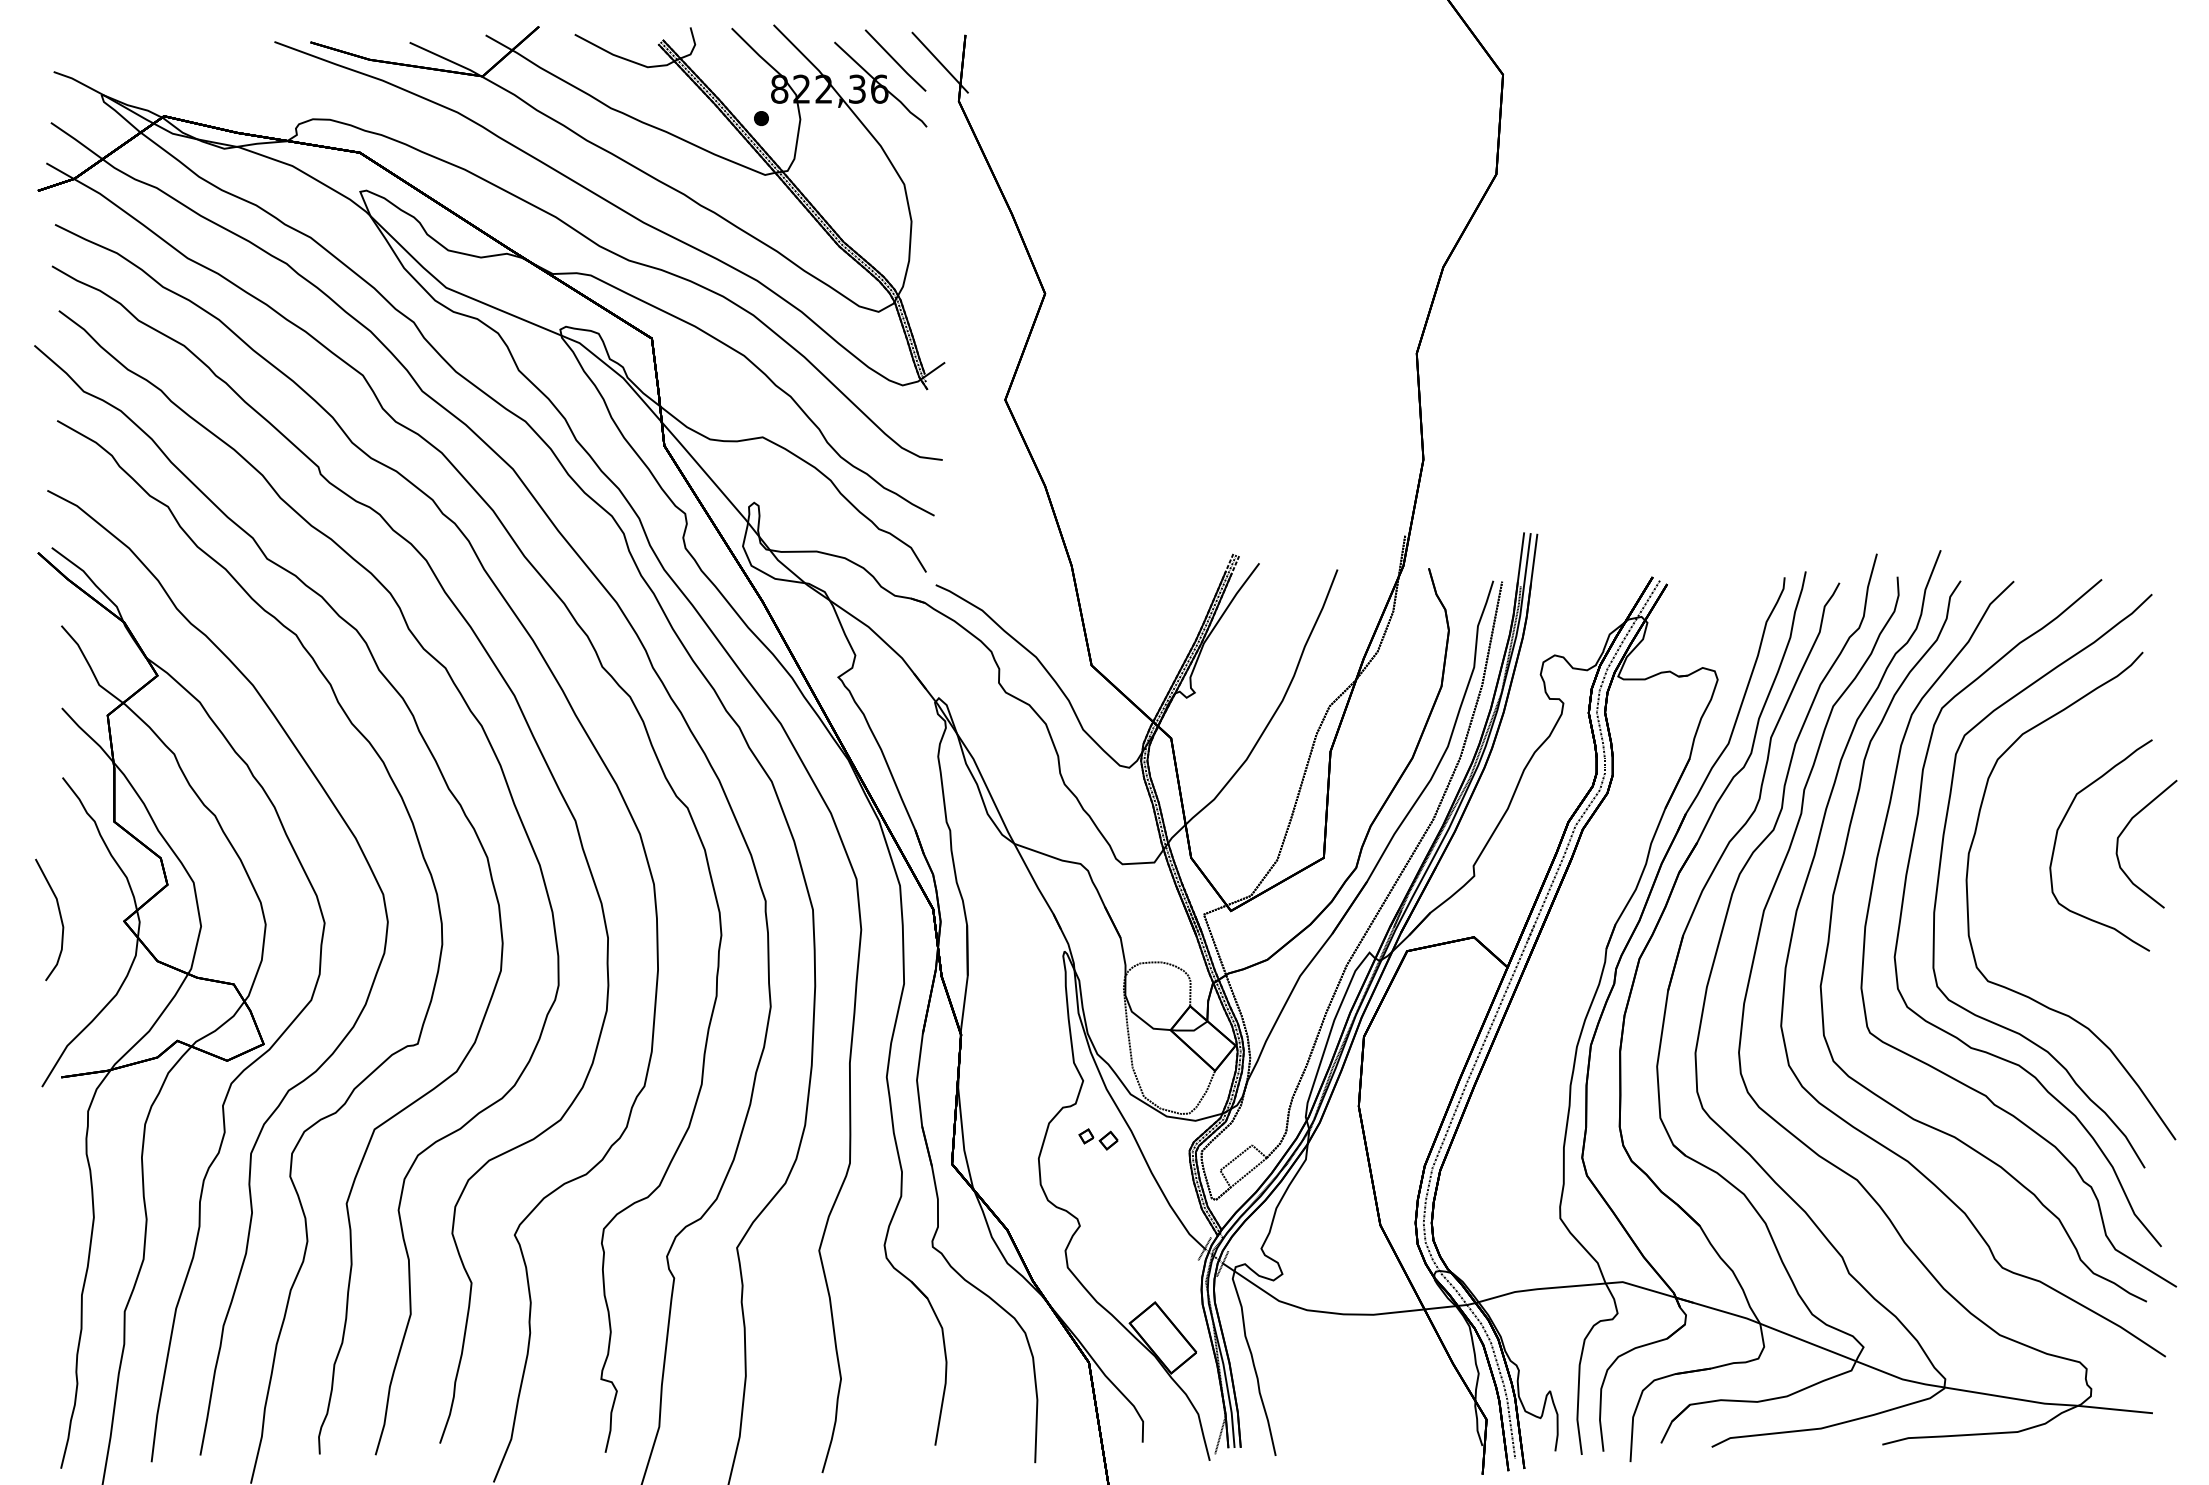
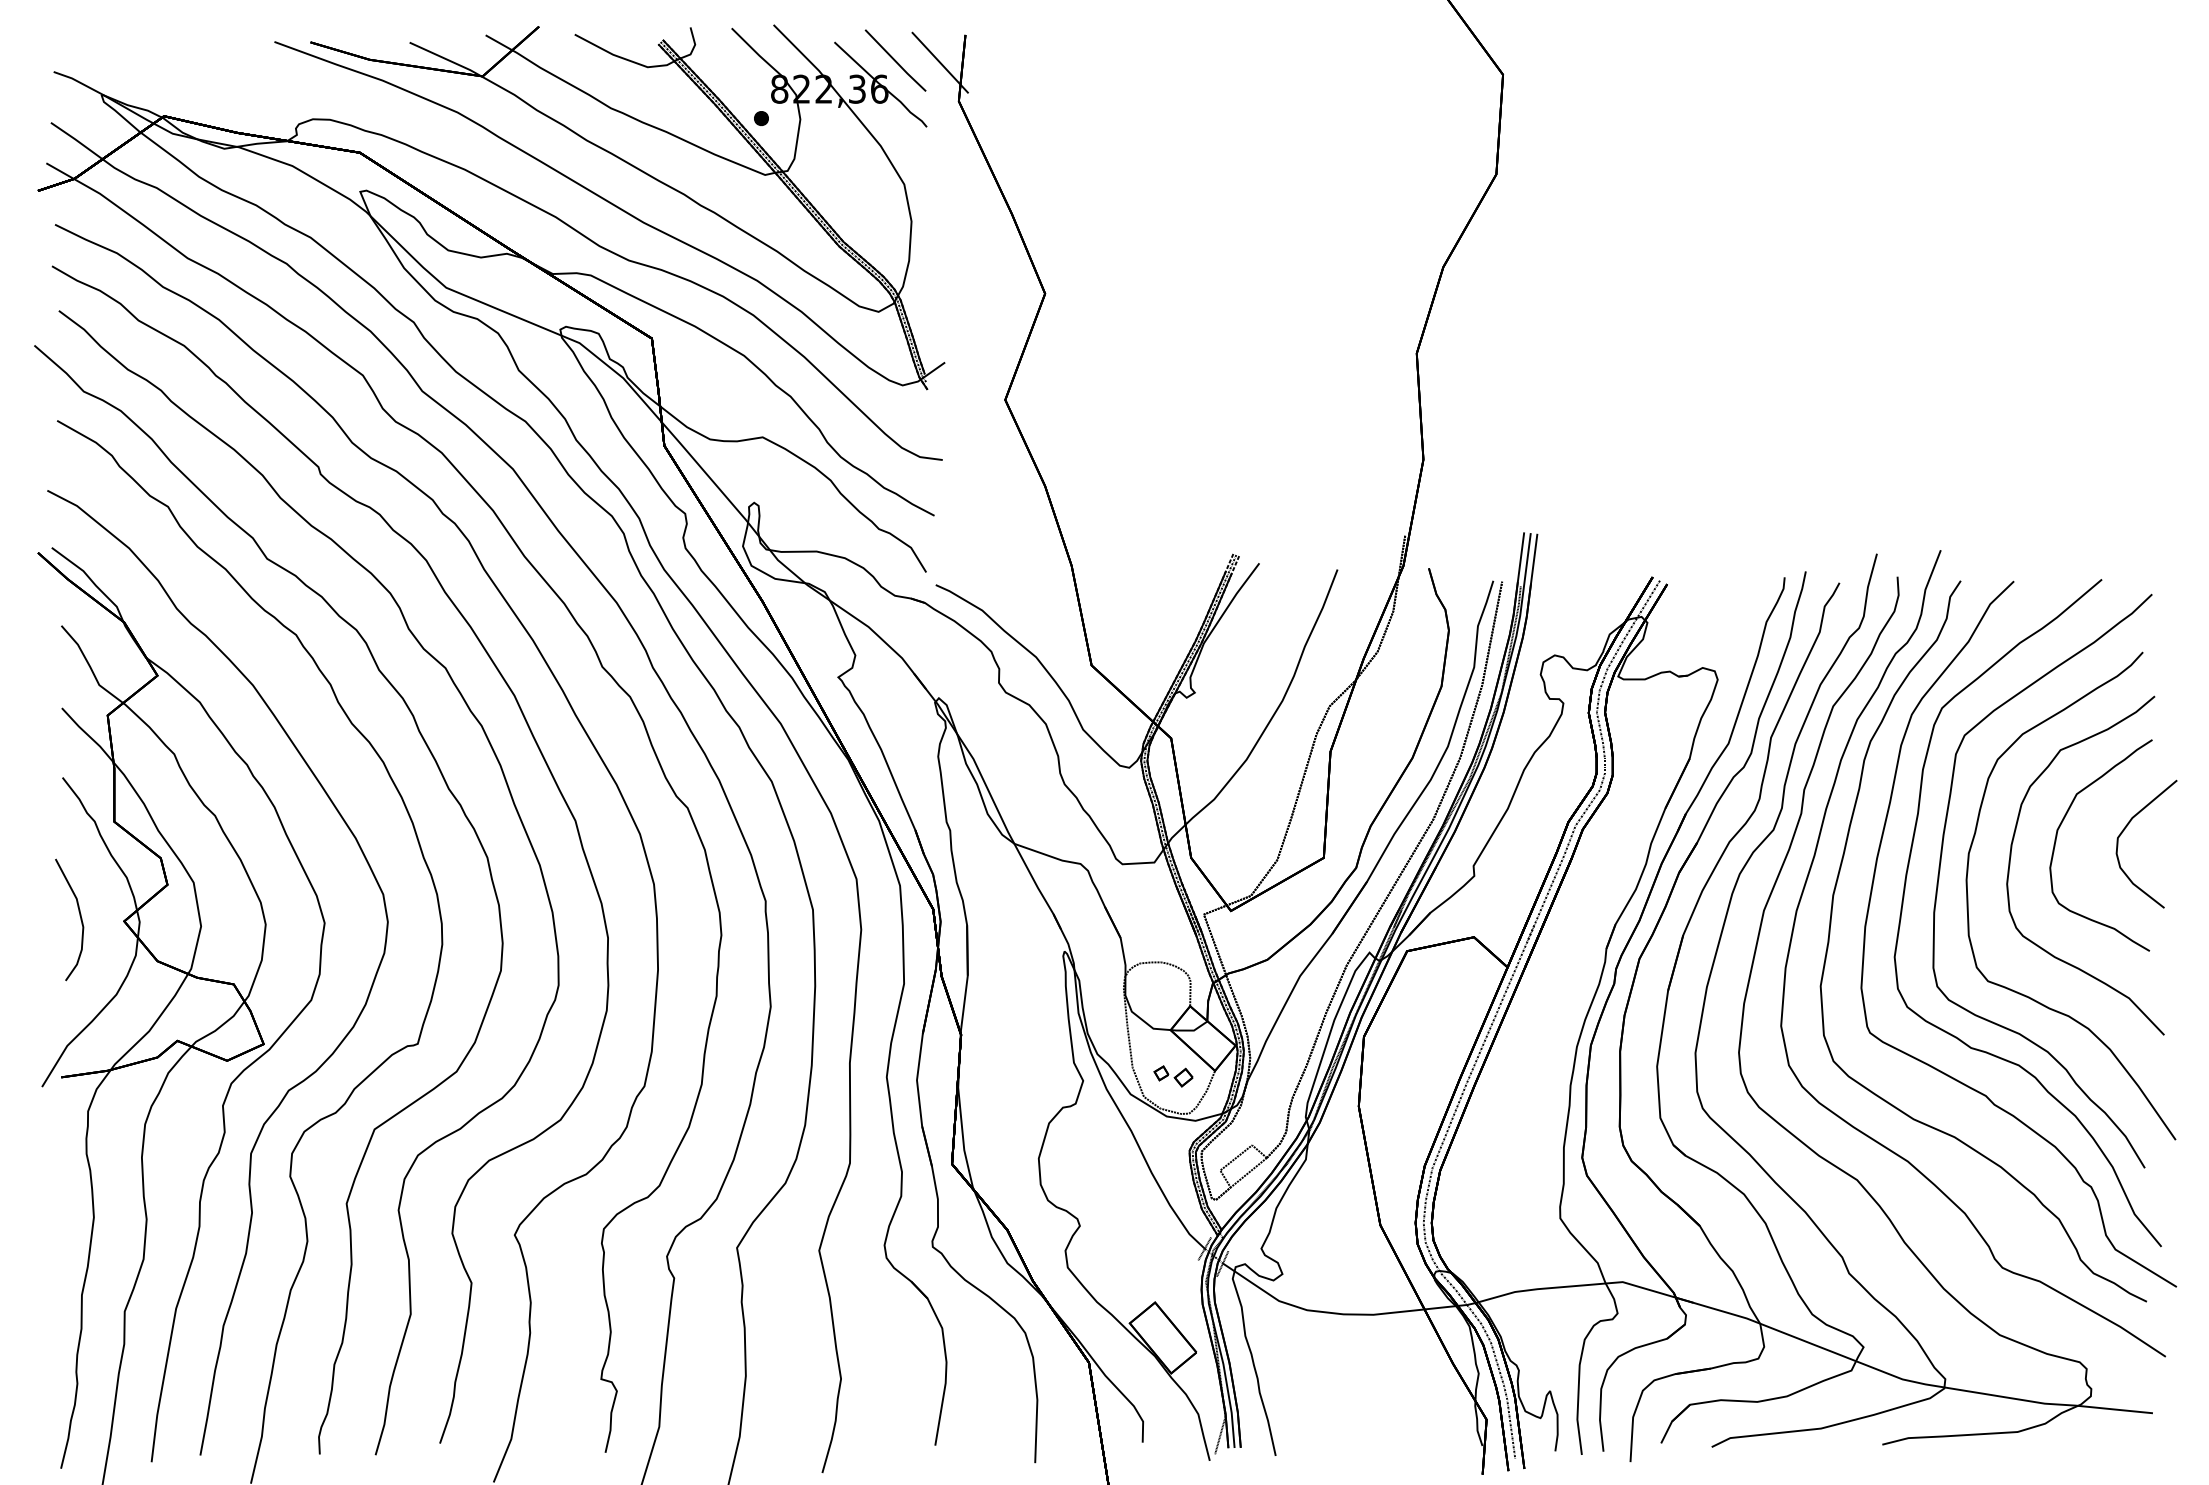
curve: none -> present (2011, 857)
curve position: (59, 916) -> (79, 916) (79, 916)
part position: (1098, 1139) -> (1173, 1076) (1173, 1076)
